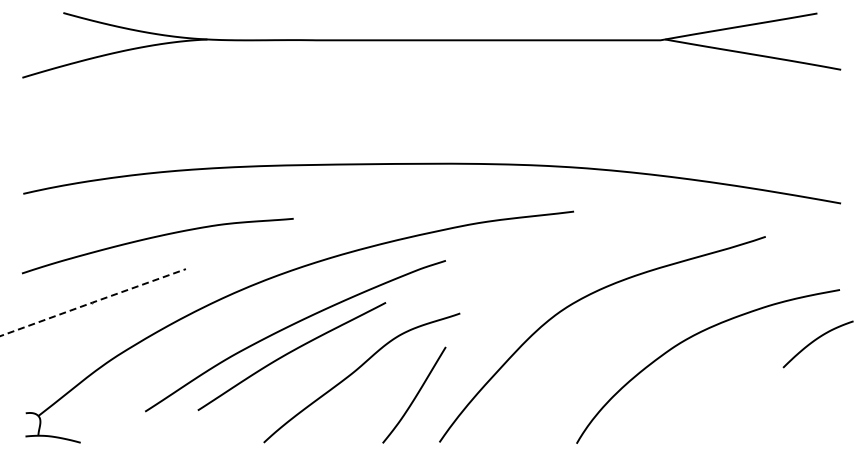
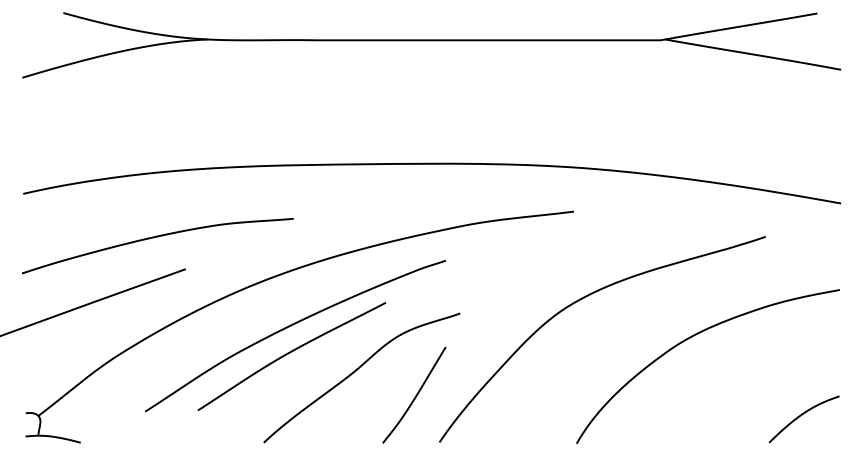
line: dashed -> solid (92, 302)
curve position: (815, 341) -> (801, 416) (801, 416)
